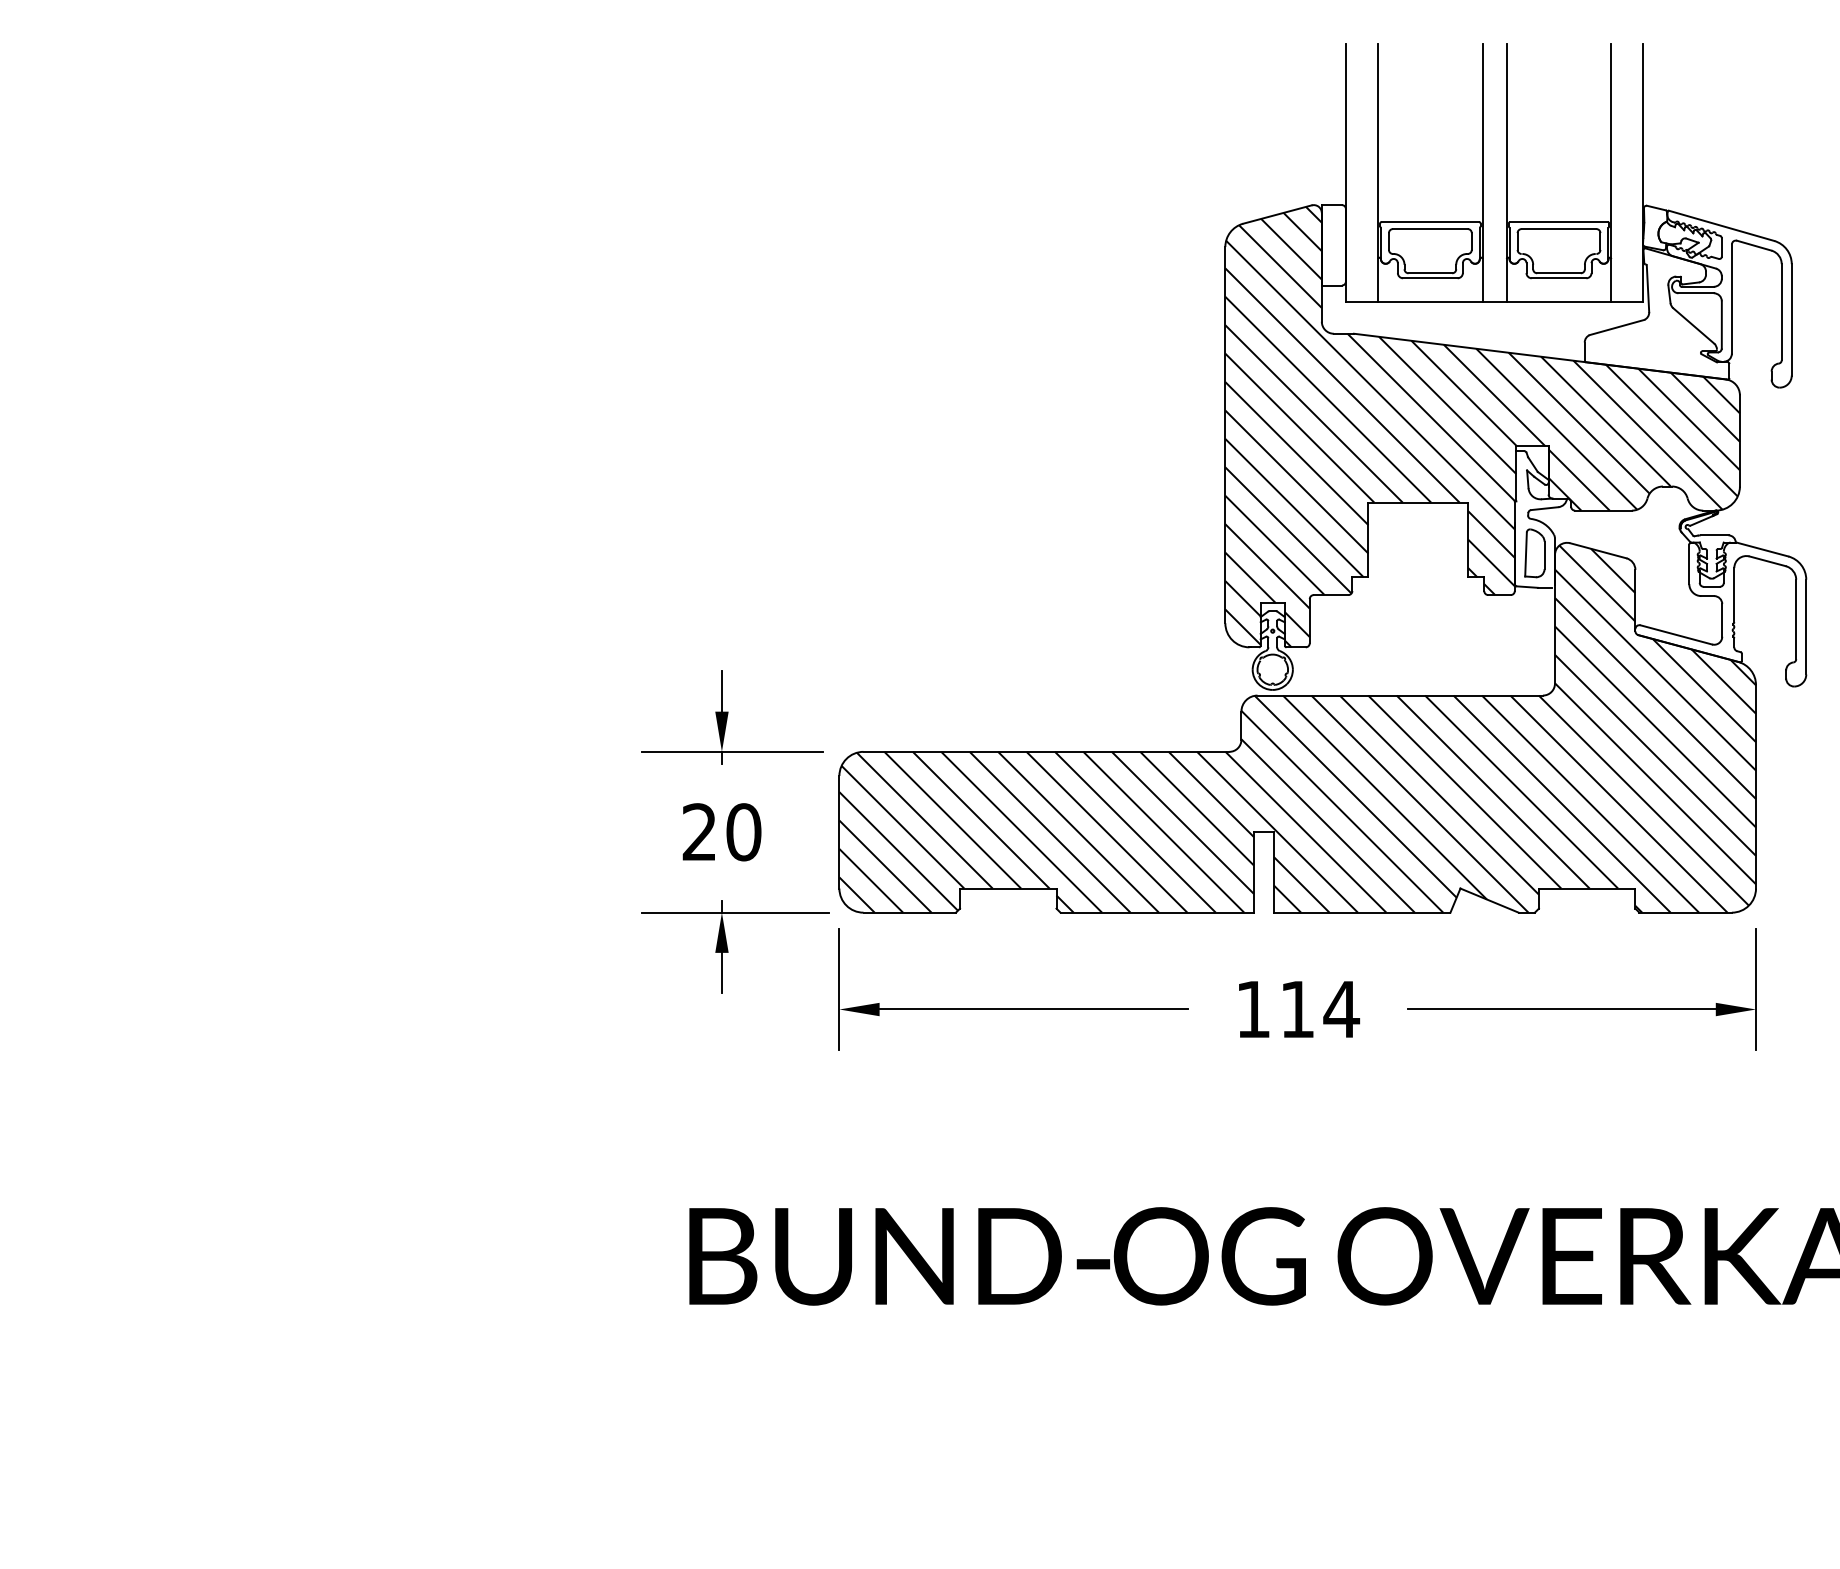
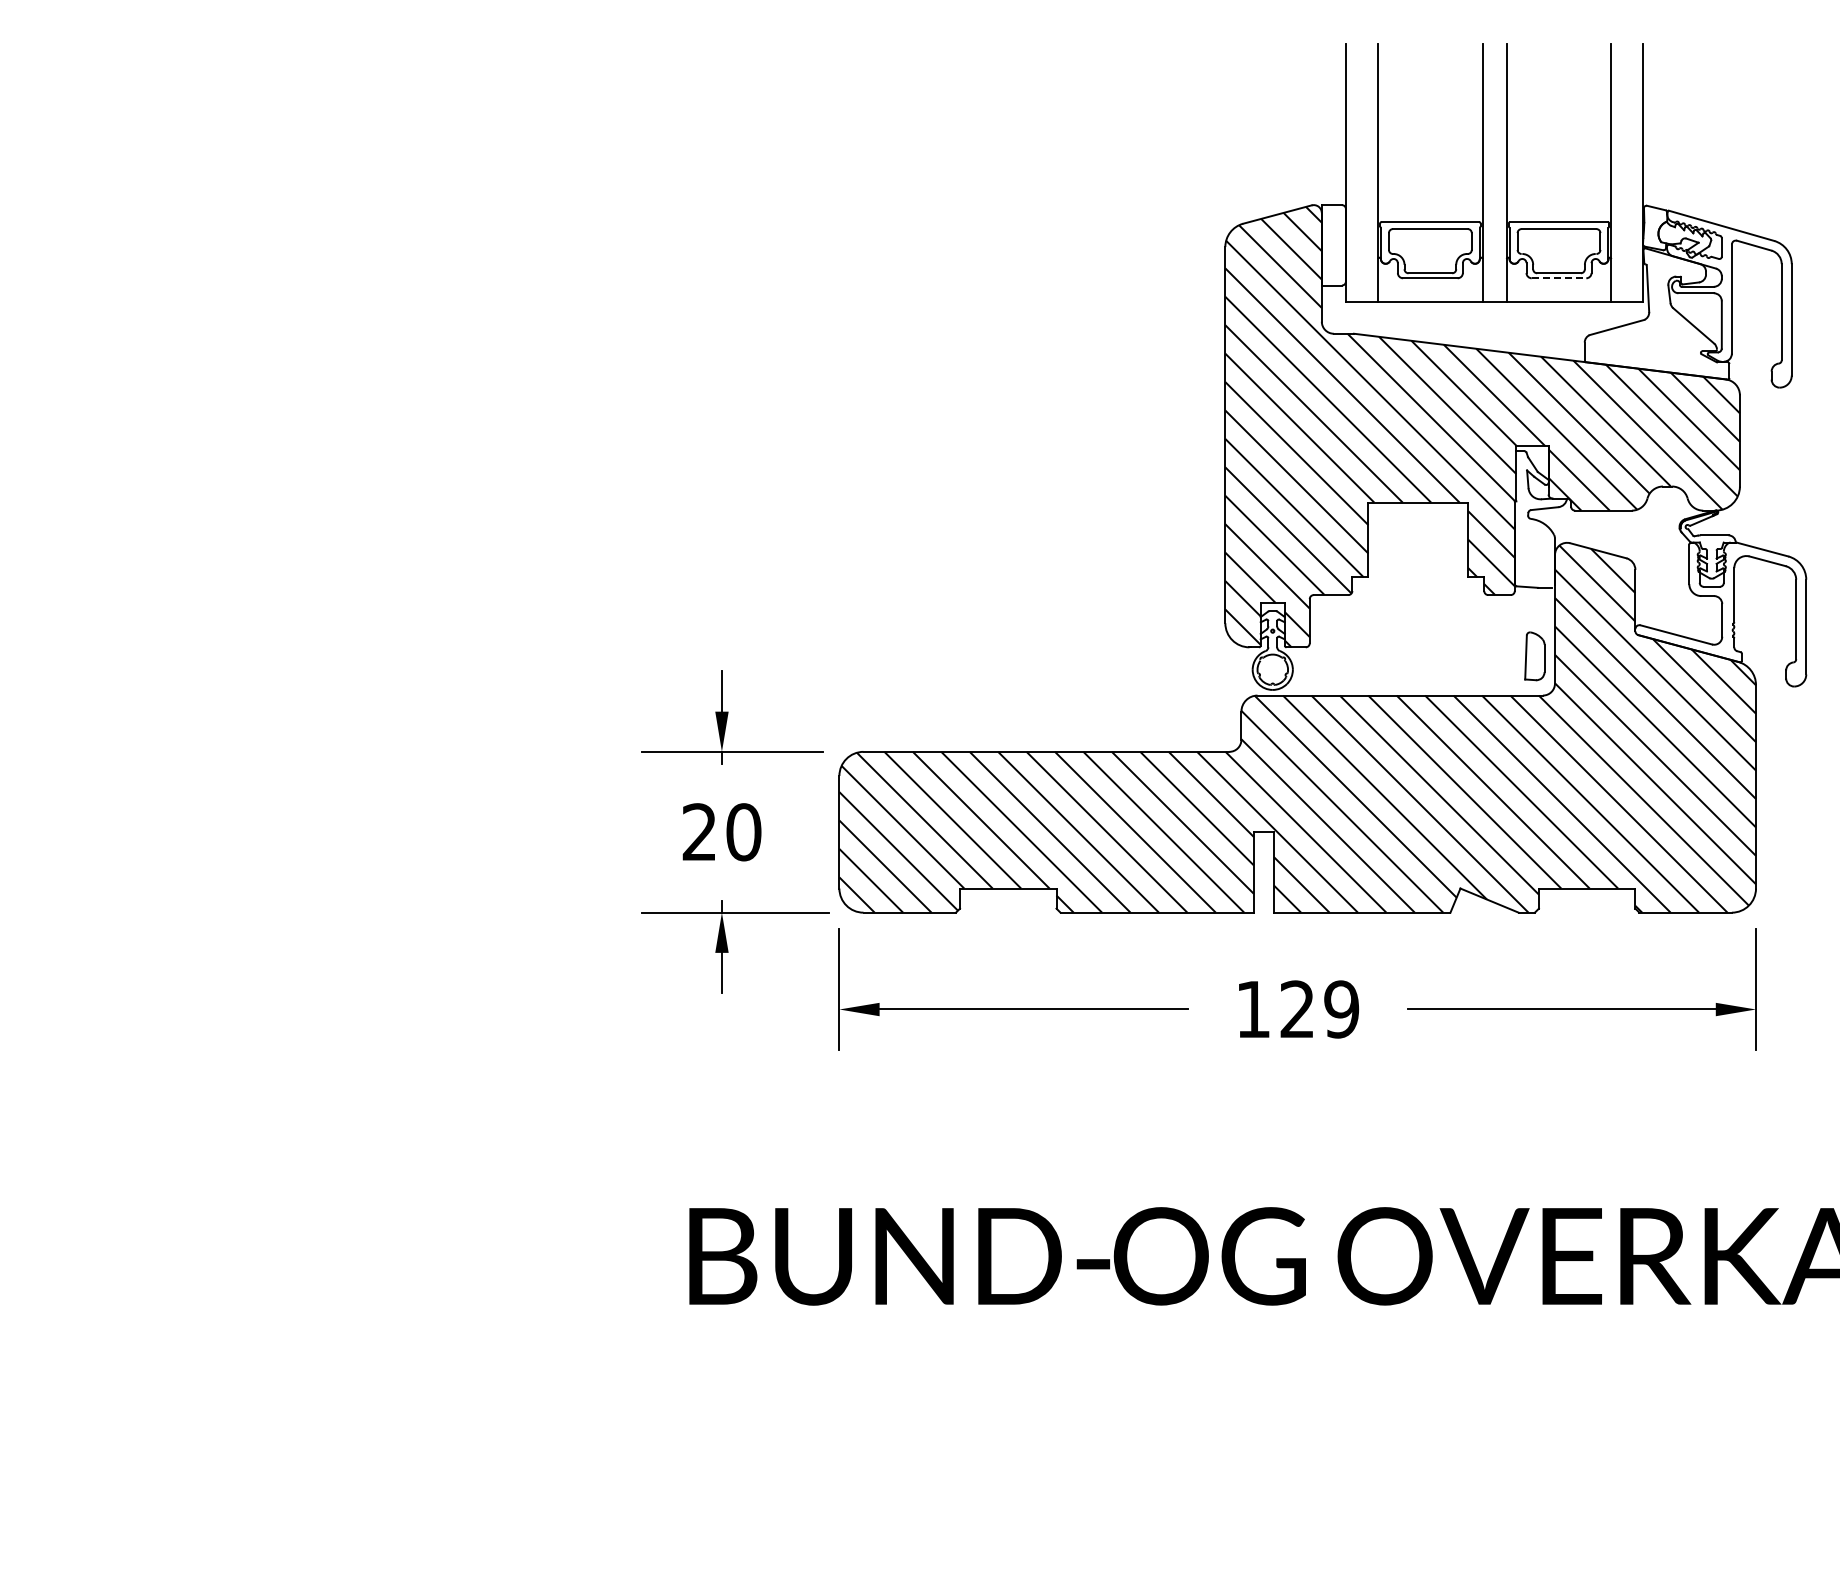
line: solid -> dashed (1559, 278)
part position: (1534, 553) -> (1534, 656) (1534, 656)
text: 114 -> 129 (1320, 1009)
